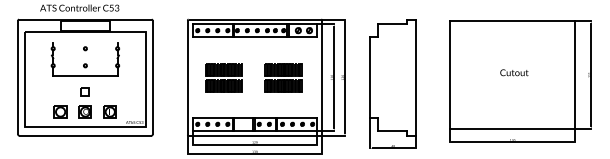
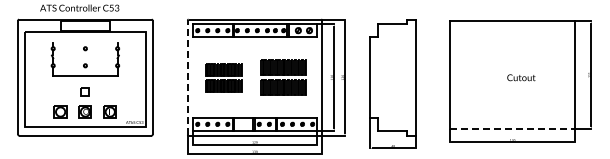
text position: (514, 72) -> (521, 77) (521, 77)
line: solid -> dashed (187, 77)
part size: 39x30 px -> 47x37 px (283, 77)
line: solid -> dashed (512, 128)
